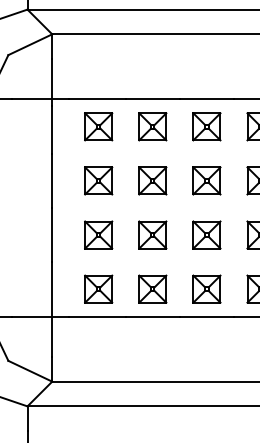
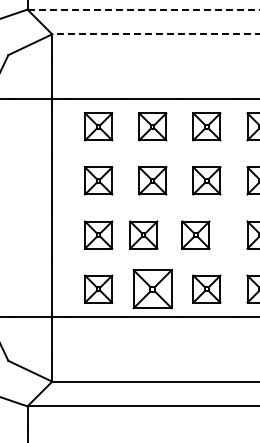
line: solid -> dashed (143, 9)
line: solid -> dashed (155, 34)
part position: (152, 234) -> (143, 234) (143, 234)
part position: (206, 234) -> (195, 234) (195, 234)
part size: 30x30 px -> 41x41 px (152, 289)
